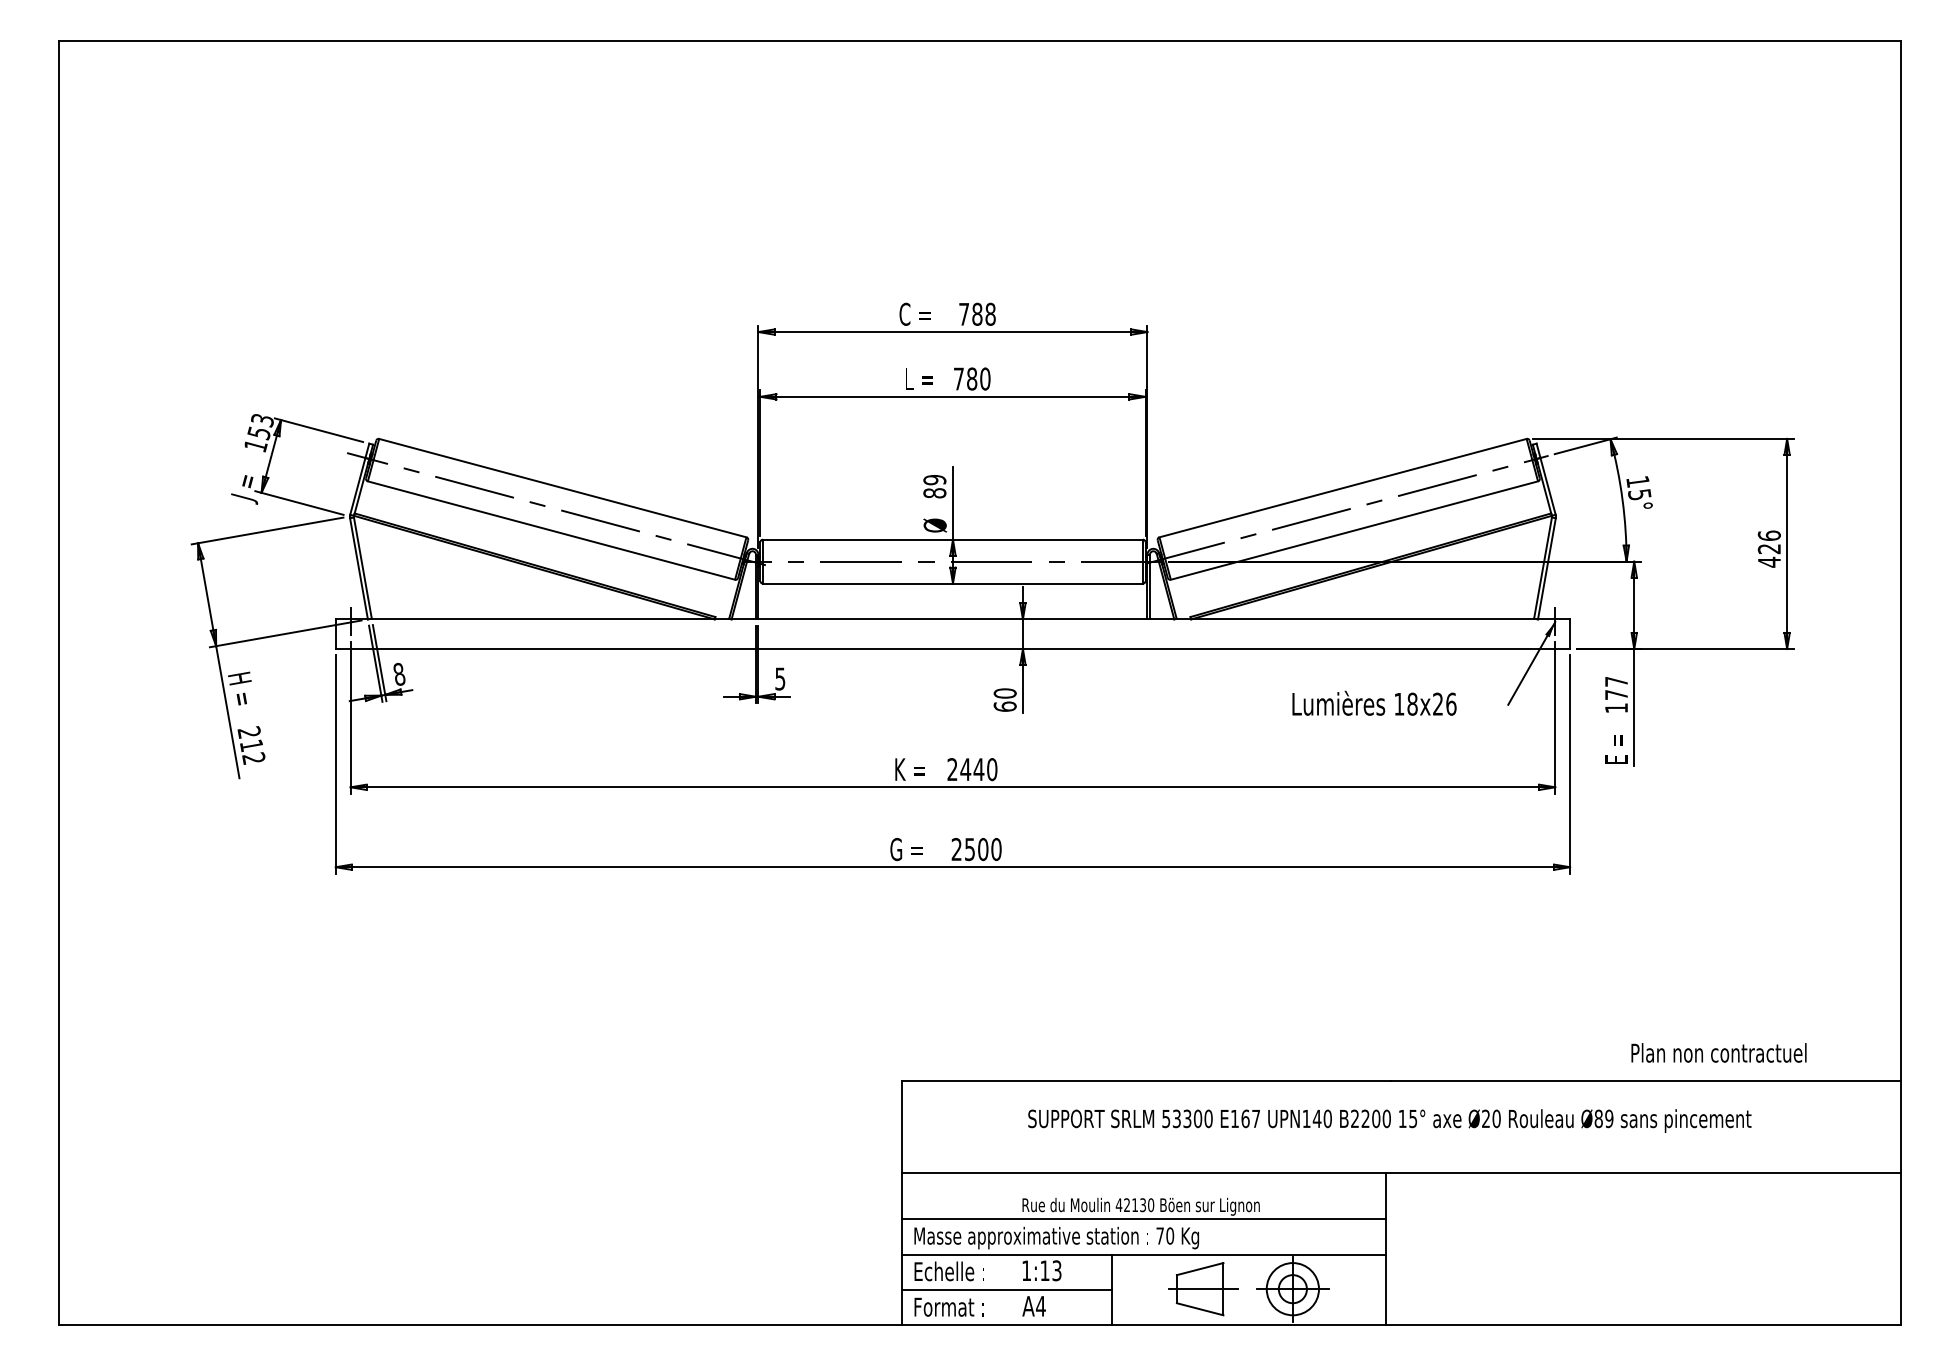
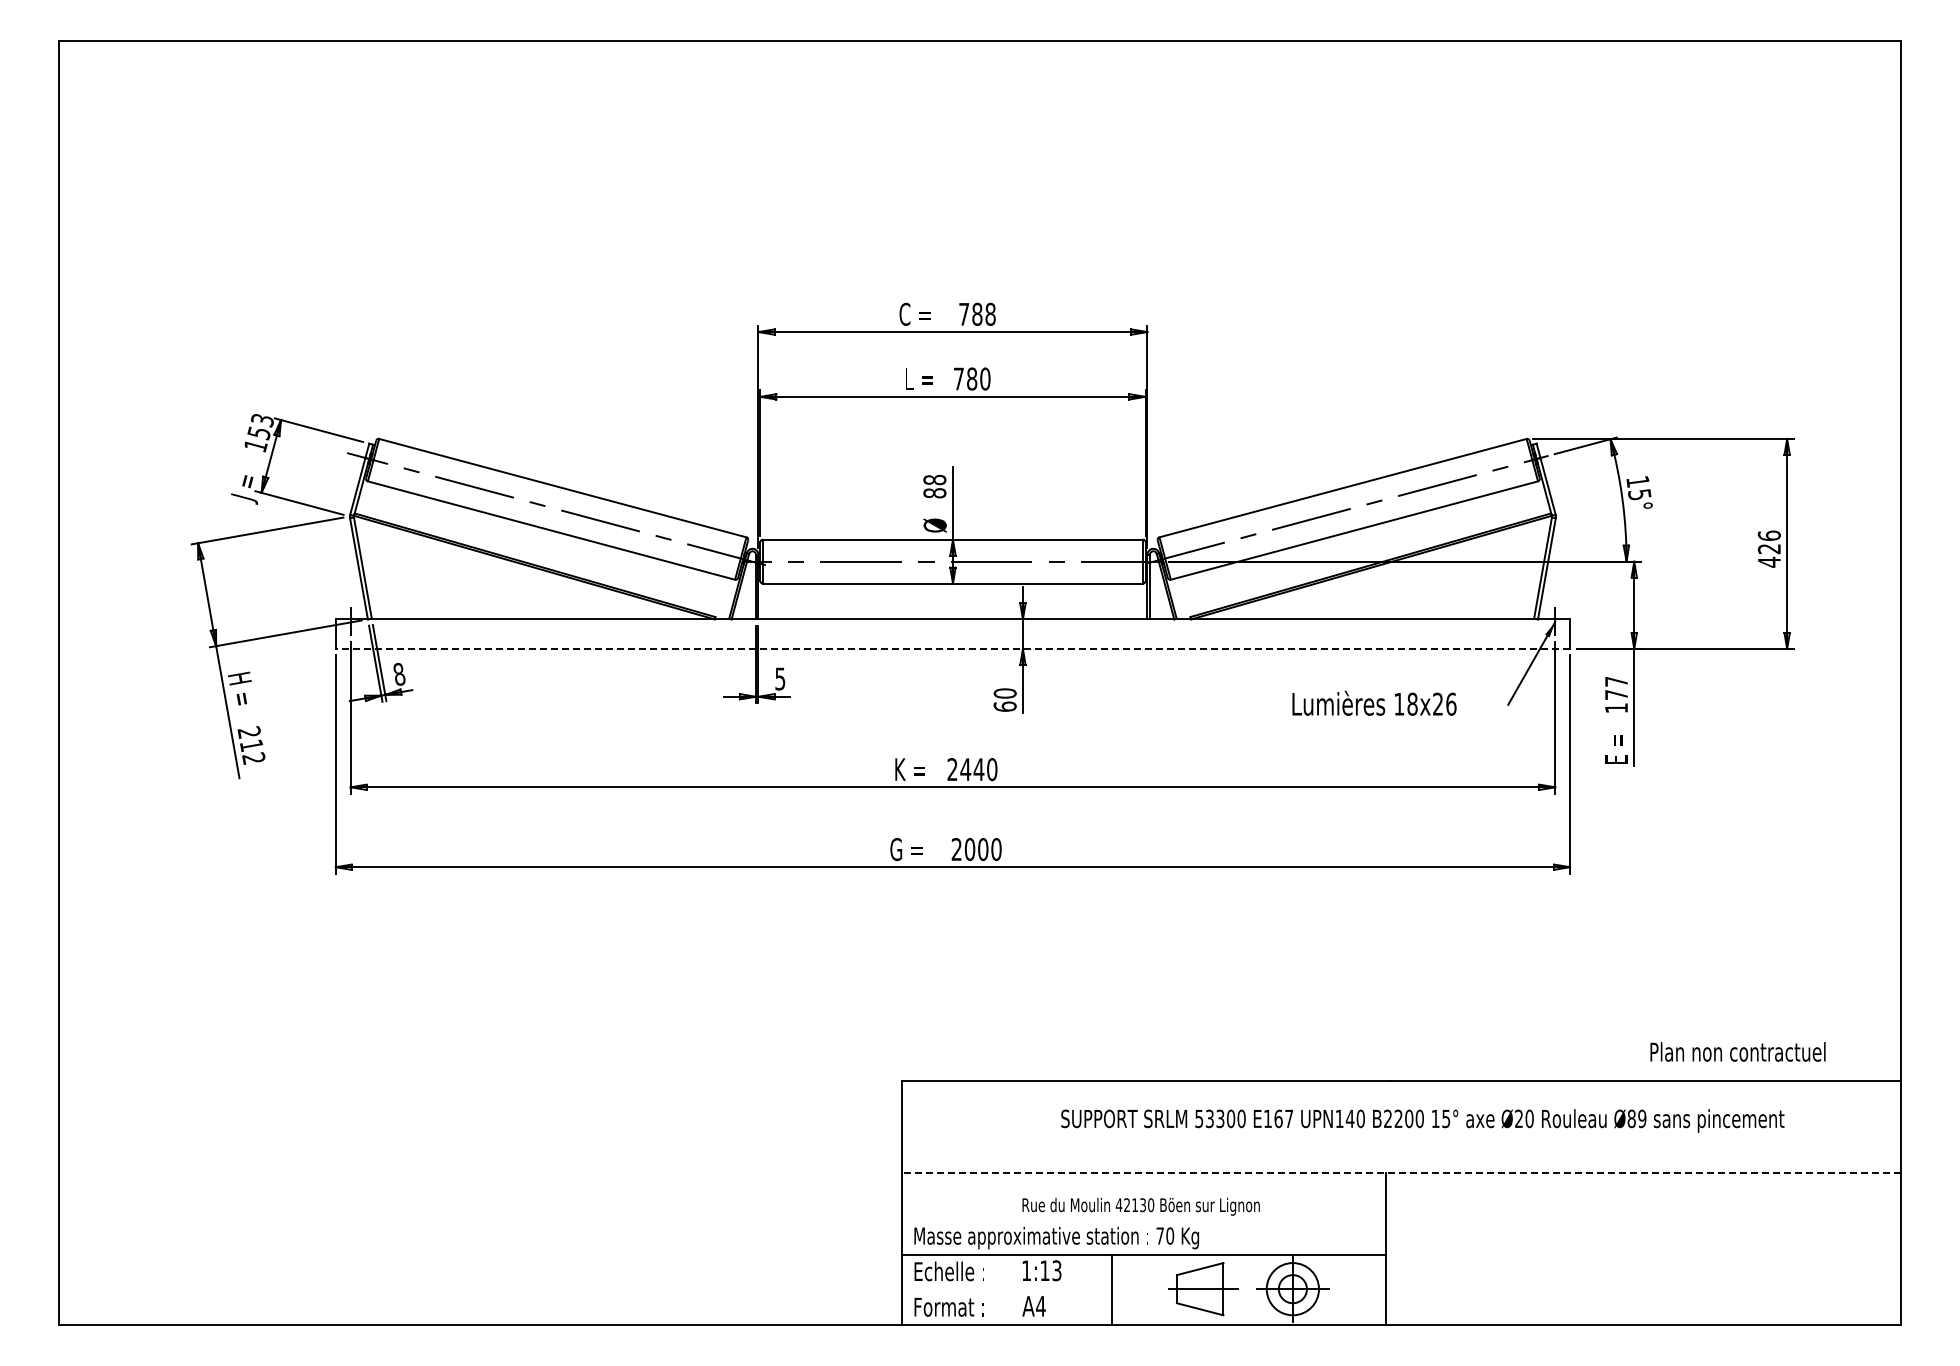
text: 89 -> 88 (934, 479)
line: solid -> dashed (952, 649)
text: 2500 -> 2000 (969, 849)
text position: (1718, 1052) -> (1737, 1051) (1737, 1051)
text position: (1389, 1120) -> (1422, 1120) (1422, 1120)
line: solid -> dashed (1401, 1172)
line: present -> none (1143, 1219)
line: present -> none (1006, 1289)
